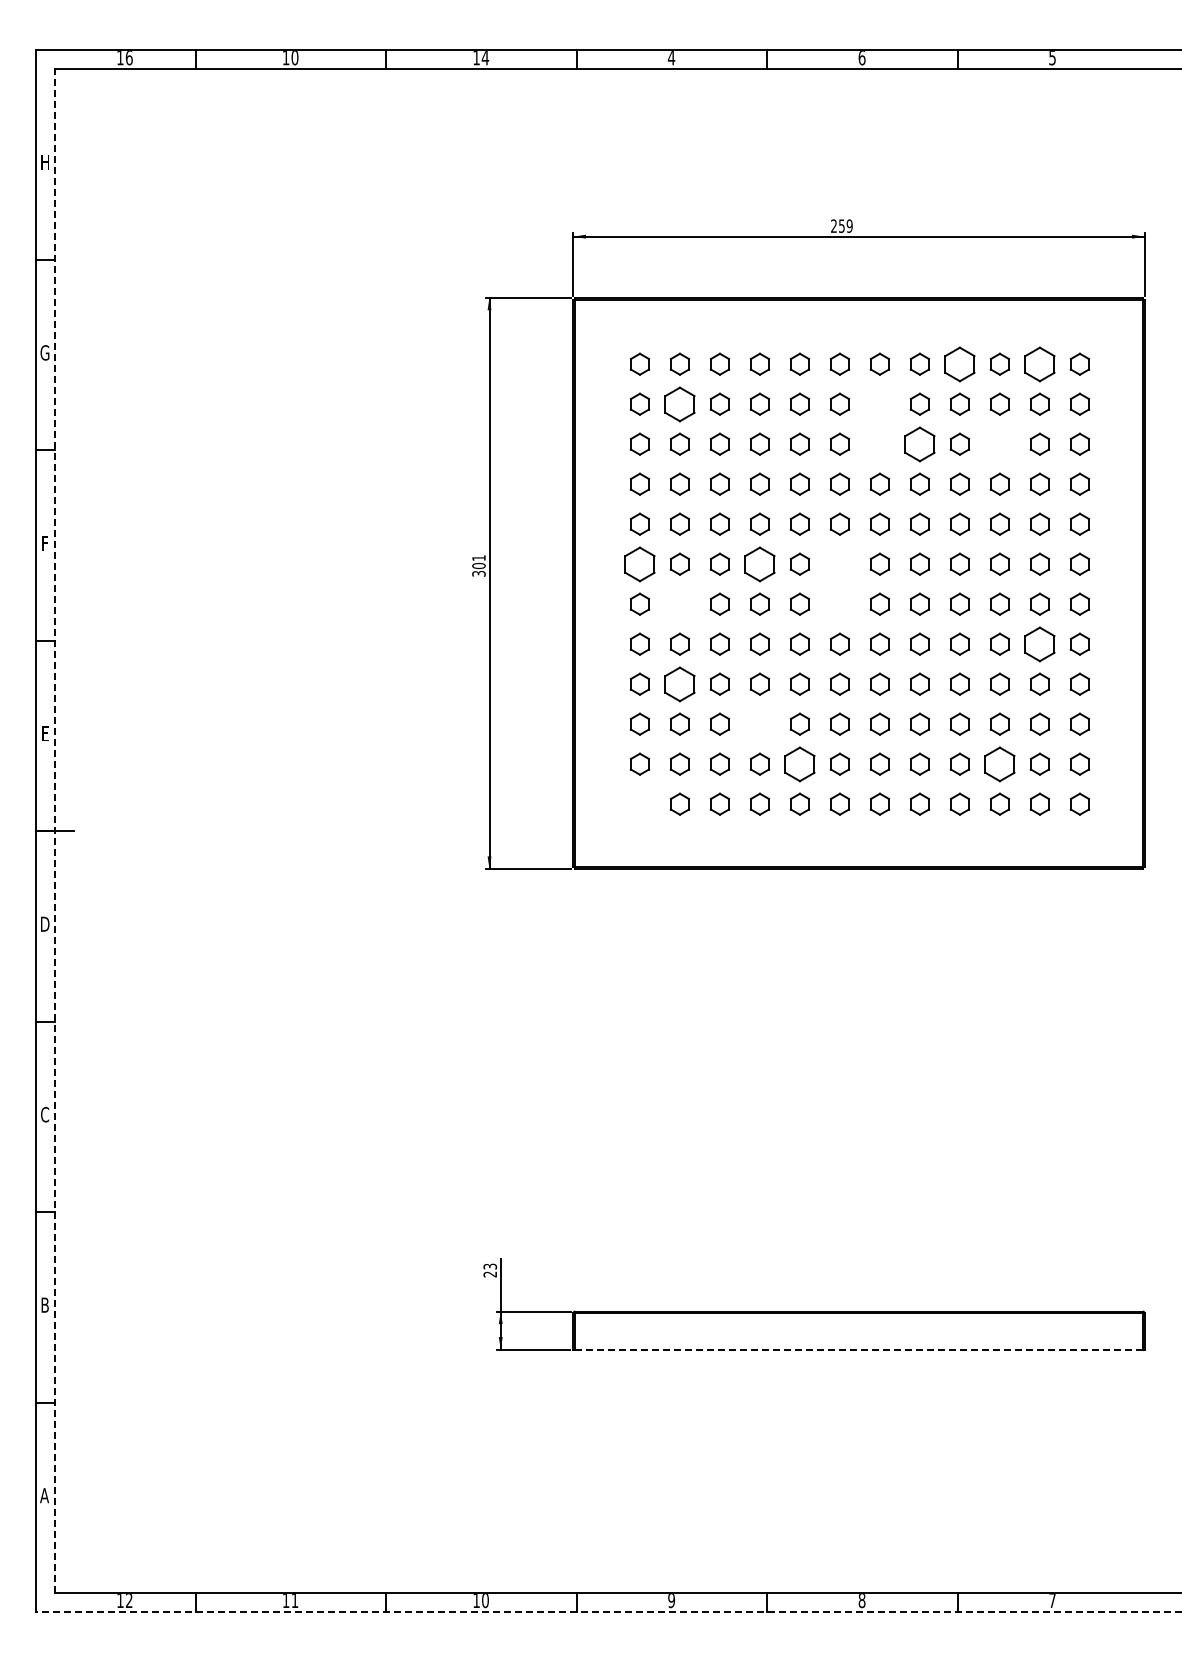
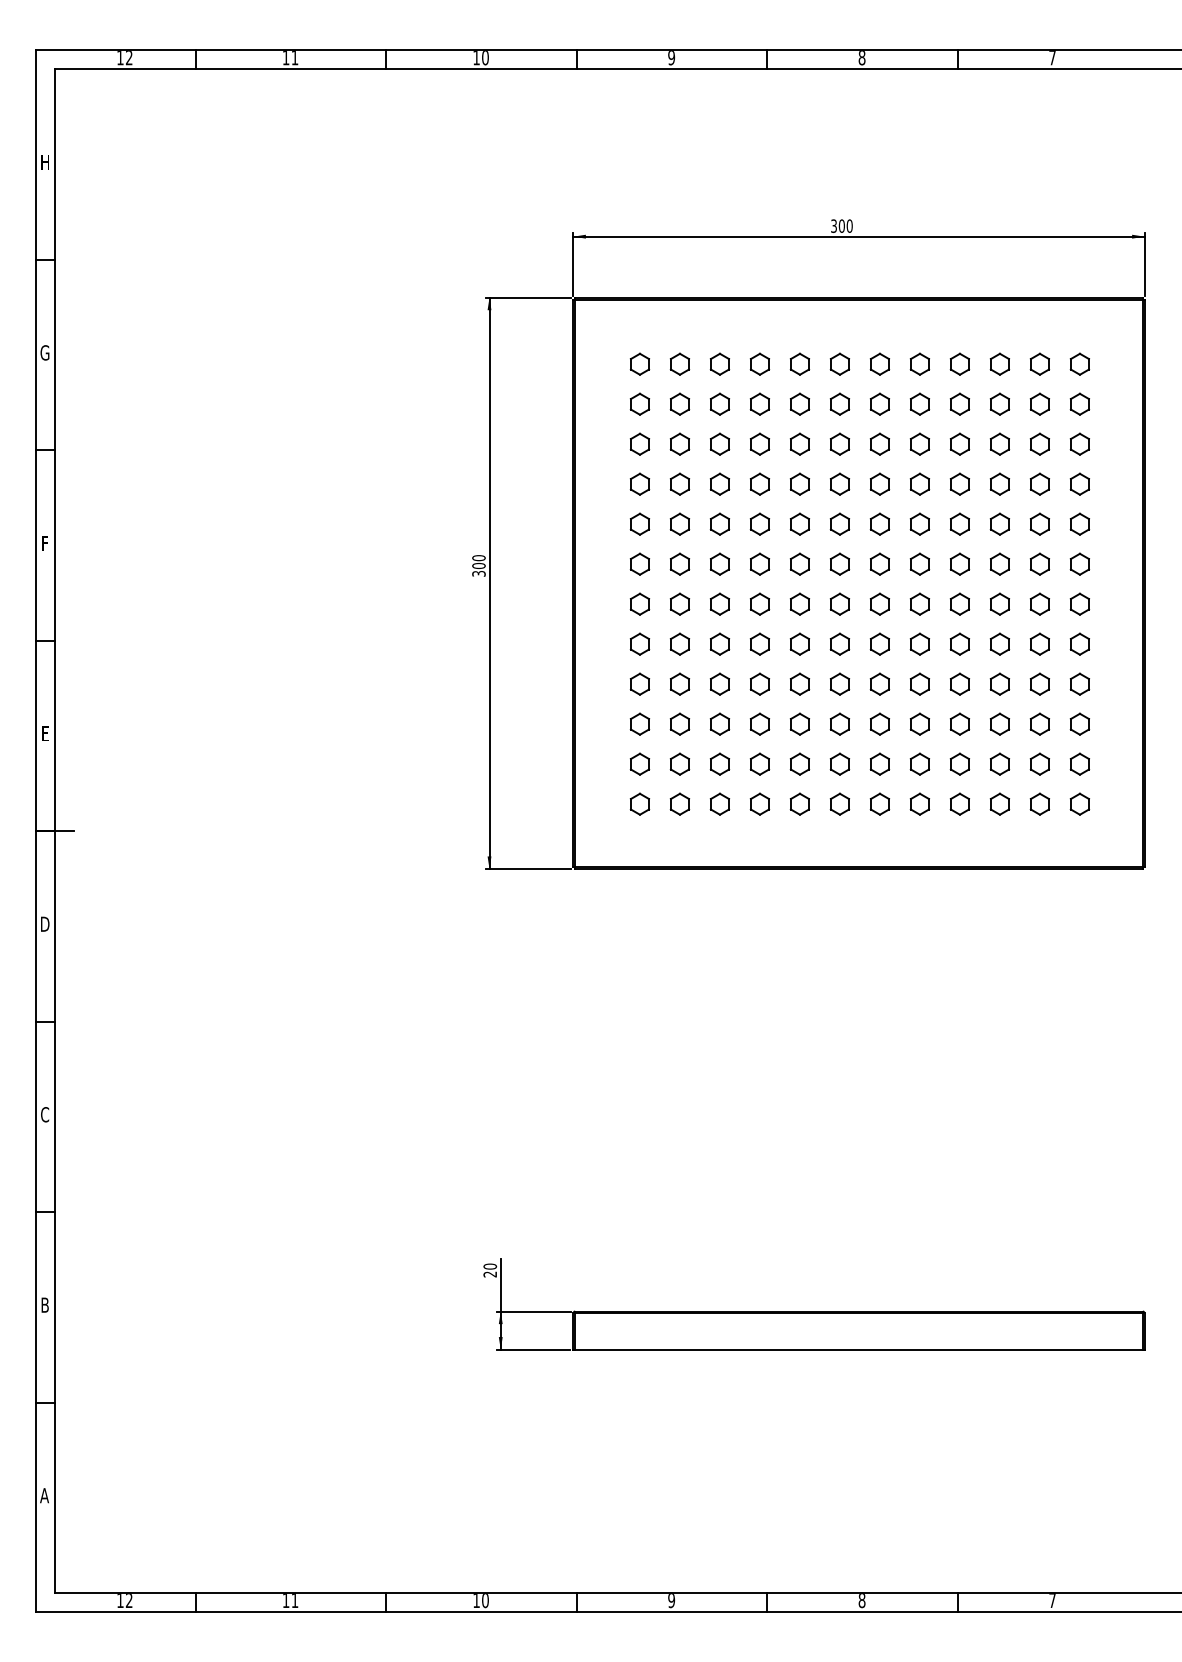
text: 16 -> 12 (128, 58)
text: 10 -> 11 (294, 58)
text: 14 -> 10 (485, 58)
text: 4 -> 9 (671, 58)
text: 6 -> 8 (861, 58)
text: 5 -> 7 (1052, 58)
text: 259 -> 300 (841, 225)
part size: 32x37 px -> 22x24 px (959, 363)
part size: 32x37 px -> 22x24 px (1039, 363)
part: none -> present (879, 403)
part size: 32x37 px -> 22x24 px (679, 403)
part: none -> present (879, 443)
part: none -> present (999, 443)
part size: 32x37 px -> 22x24 px (919, 443)
text: 301 -> 300 (478, 558)
part: none -> present (839, 563)
part size: 32x37 px -> 22x24 px (639, 563)
part size: 32x37 px -> 22x24 px (759, 563)
part: none -> present (679, 603)
part: none -> present (839, 603)
part size: 32x37 px -> 22x24 px (1039, 643)
part size: 32x37 px -> 22x24 px (679, 683)
part: none -> present (759, 723)
part size: 32x37 px -> 22x24 px (799, 763)
part size: 32x37 px -> 22x24 px (999, 763)
part: none -> present (639, 803)
line: dashed -> solid (54, 831)
text: 23 -> 20 (490, 1266)
line: dashed -> solid (859, 1349)
line: dashed -> solid (608, 1612)
